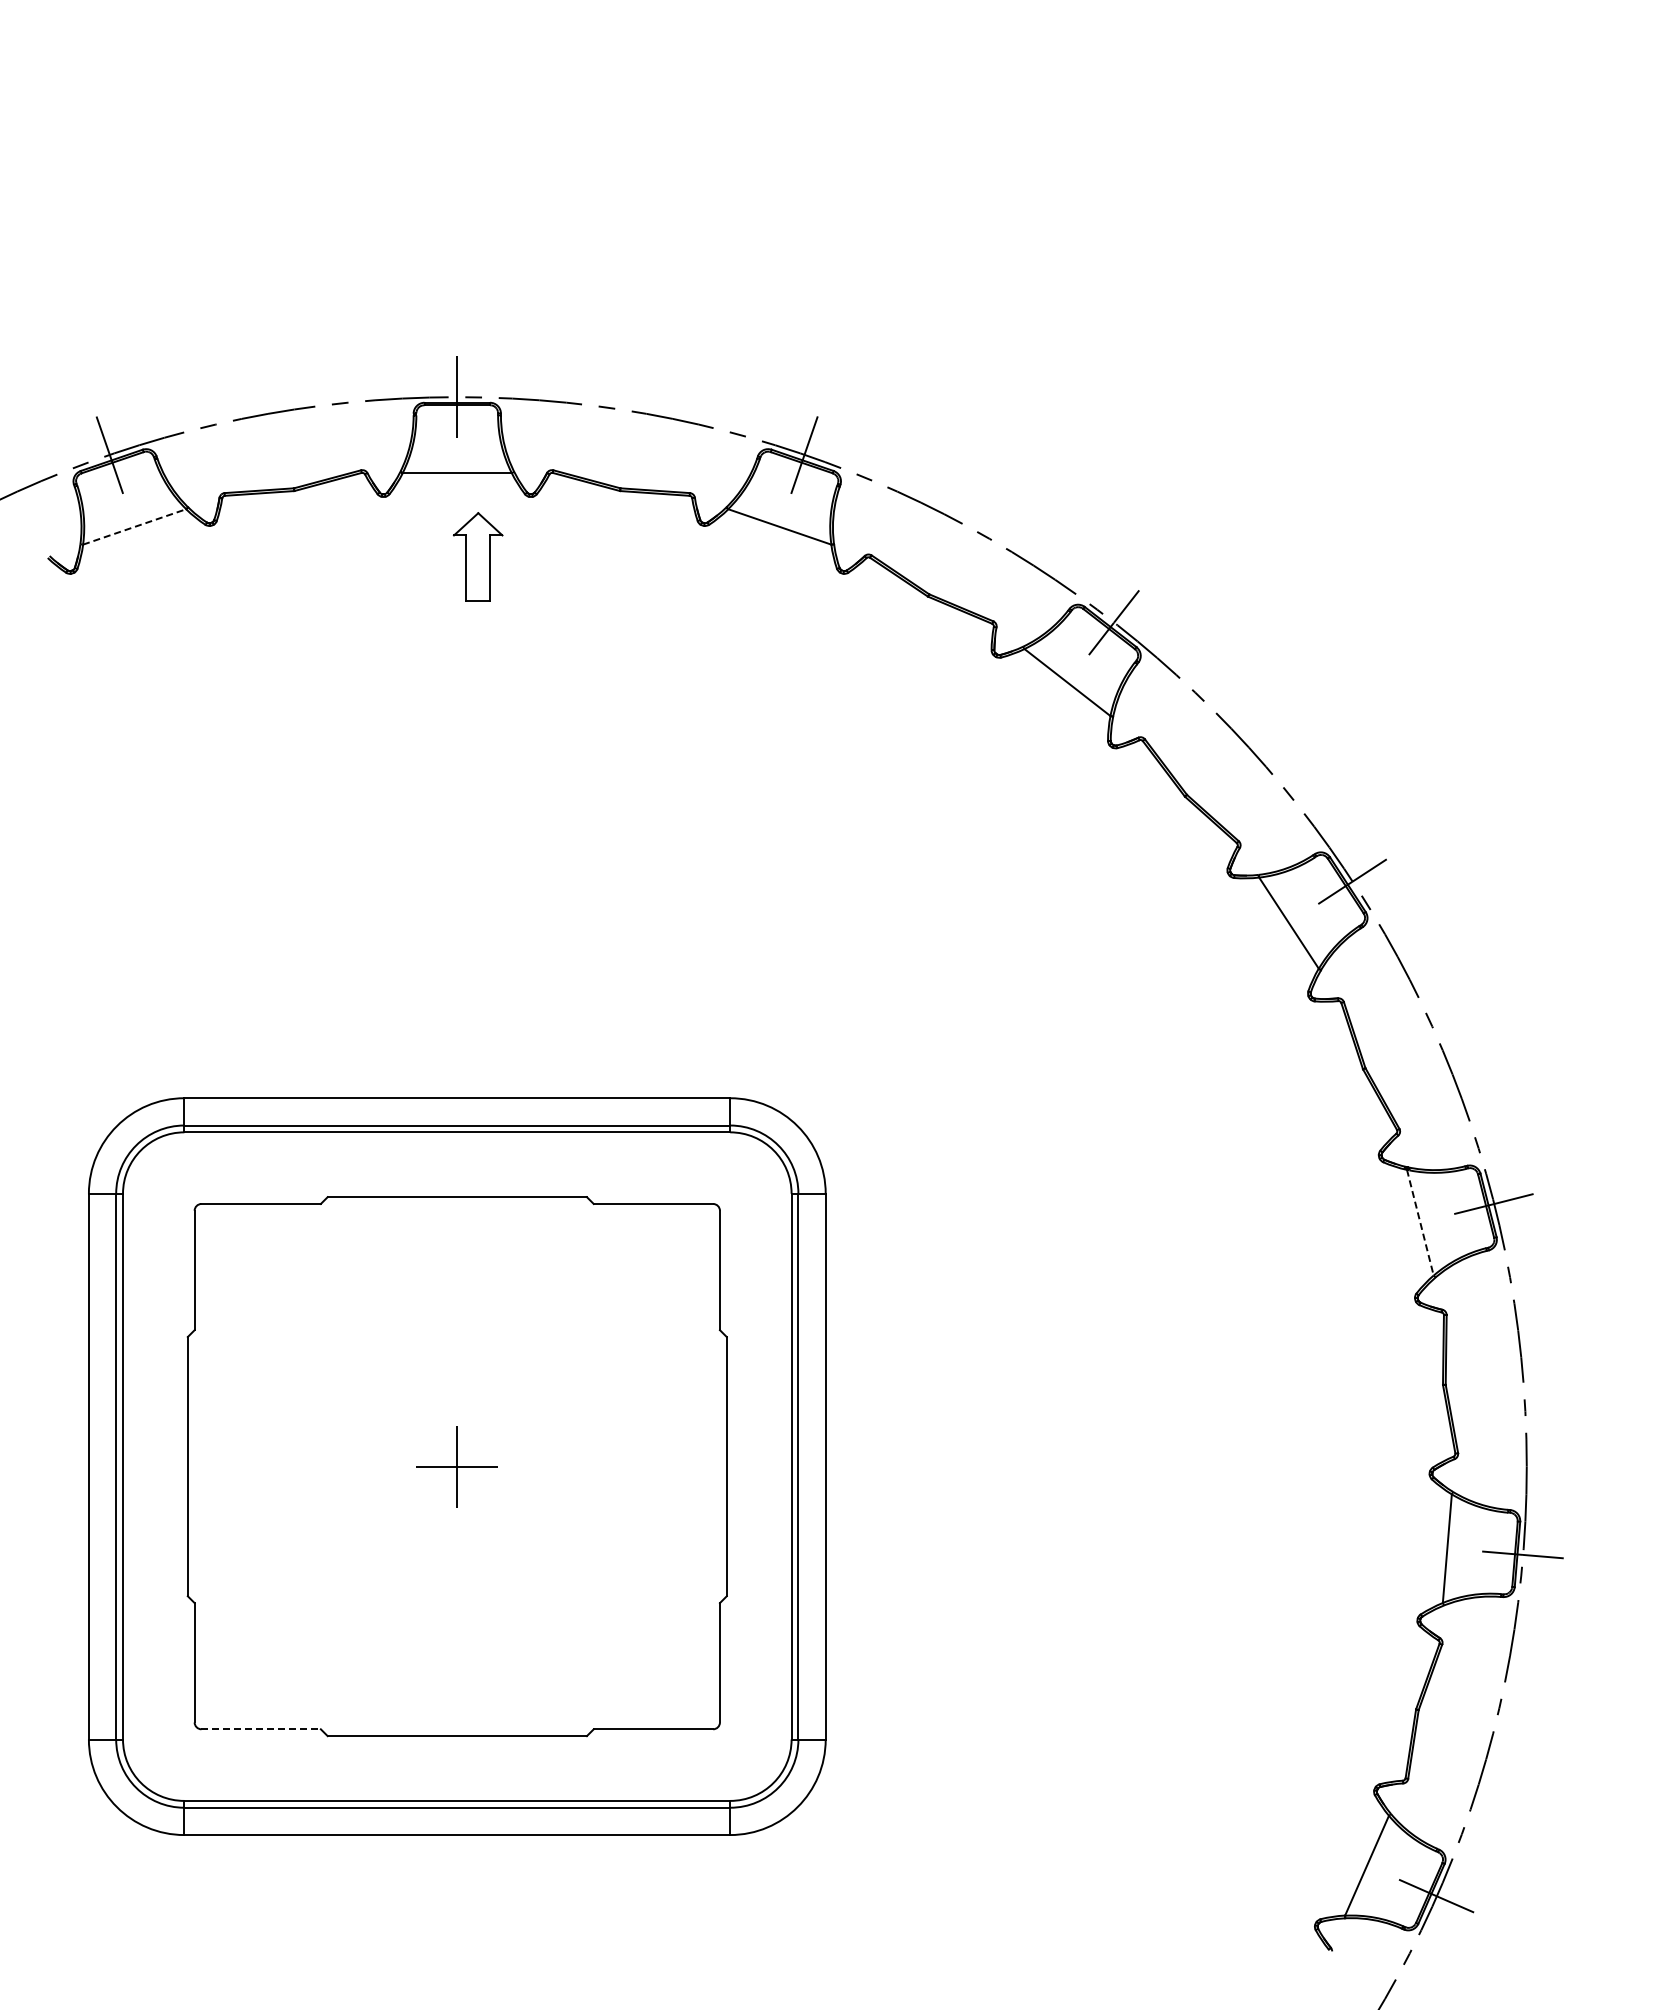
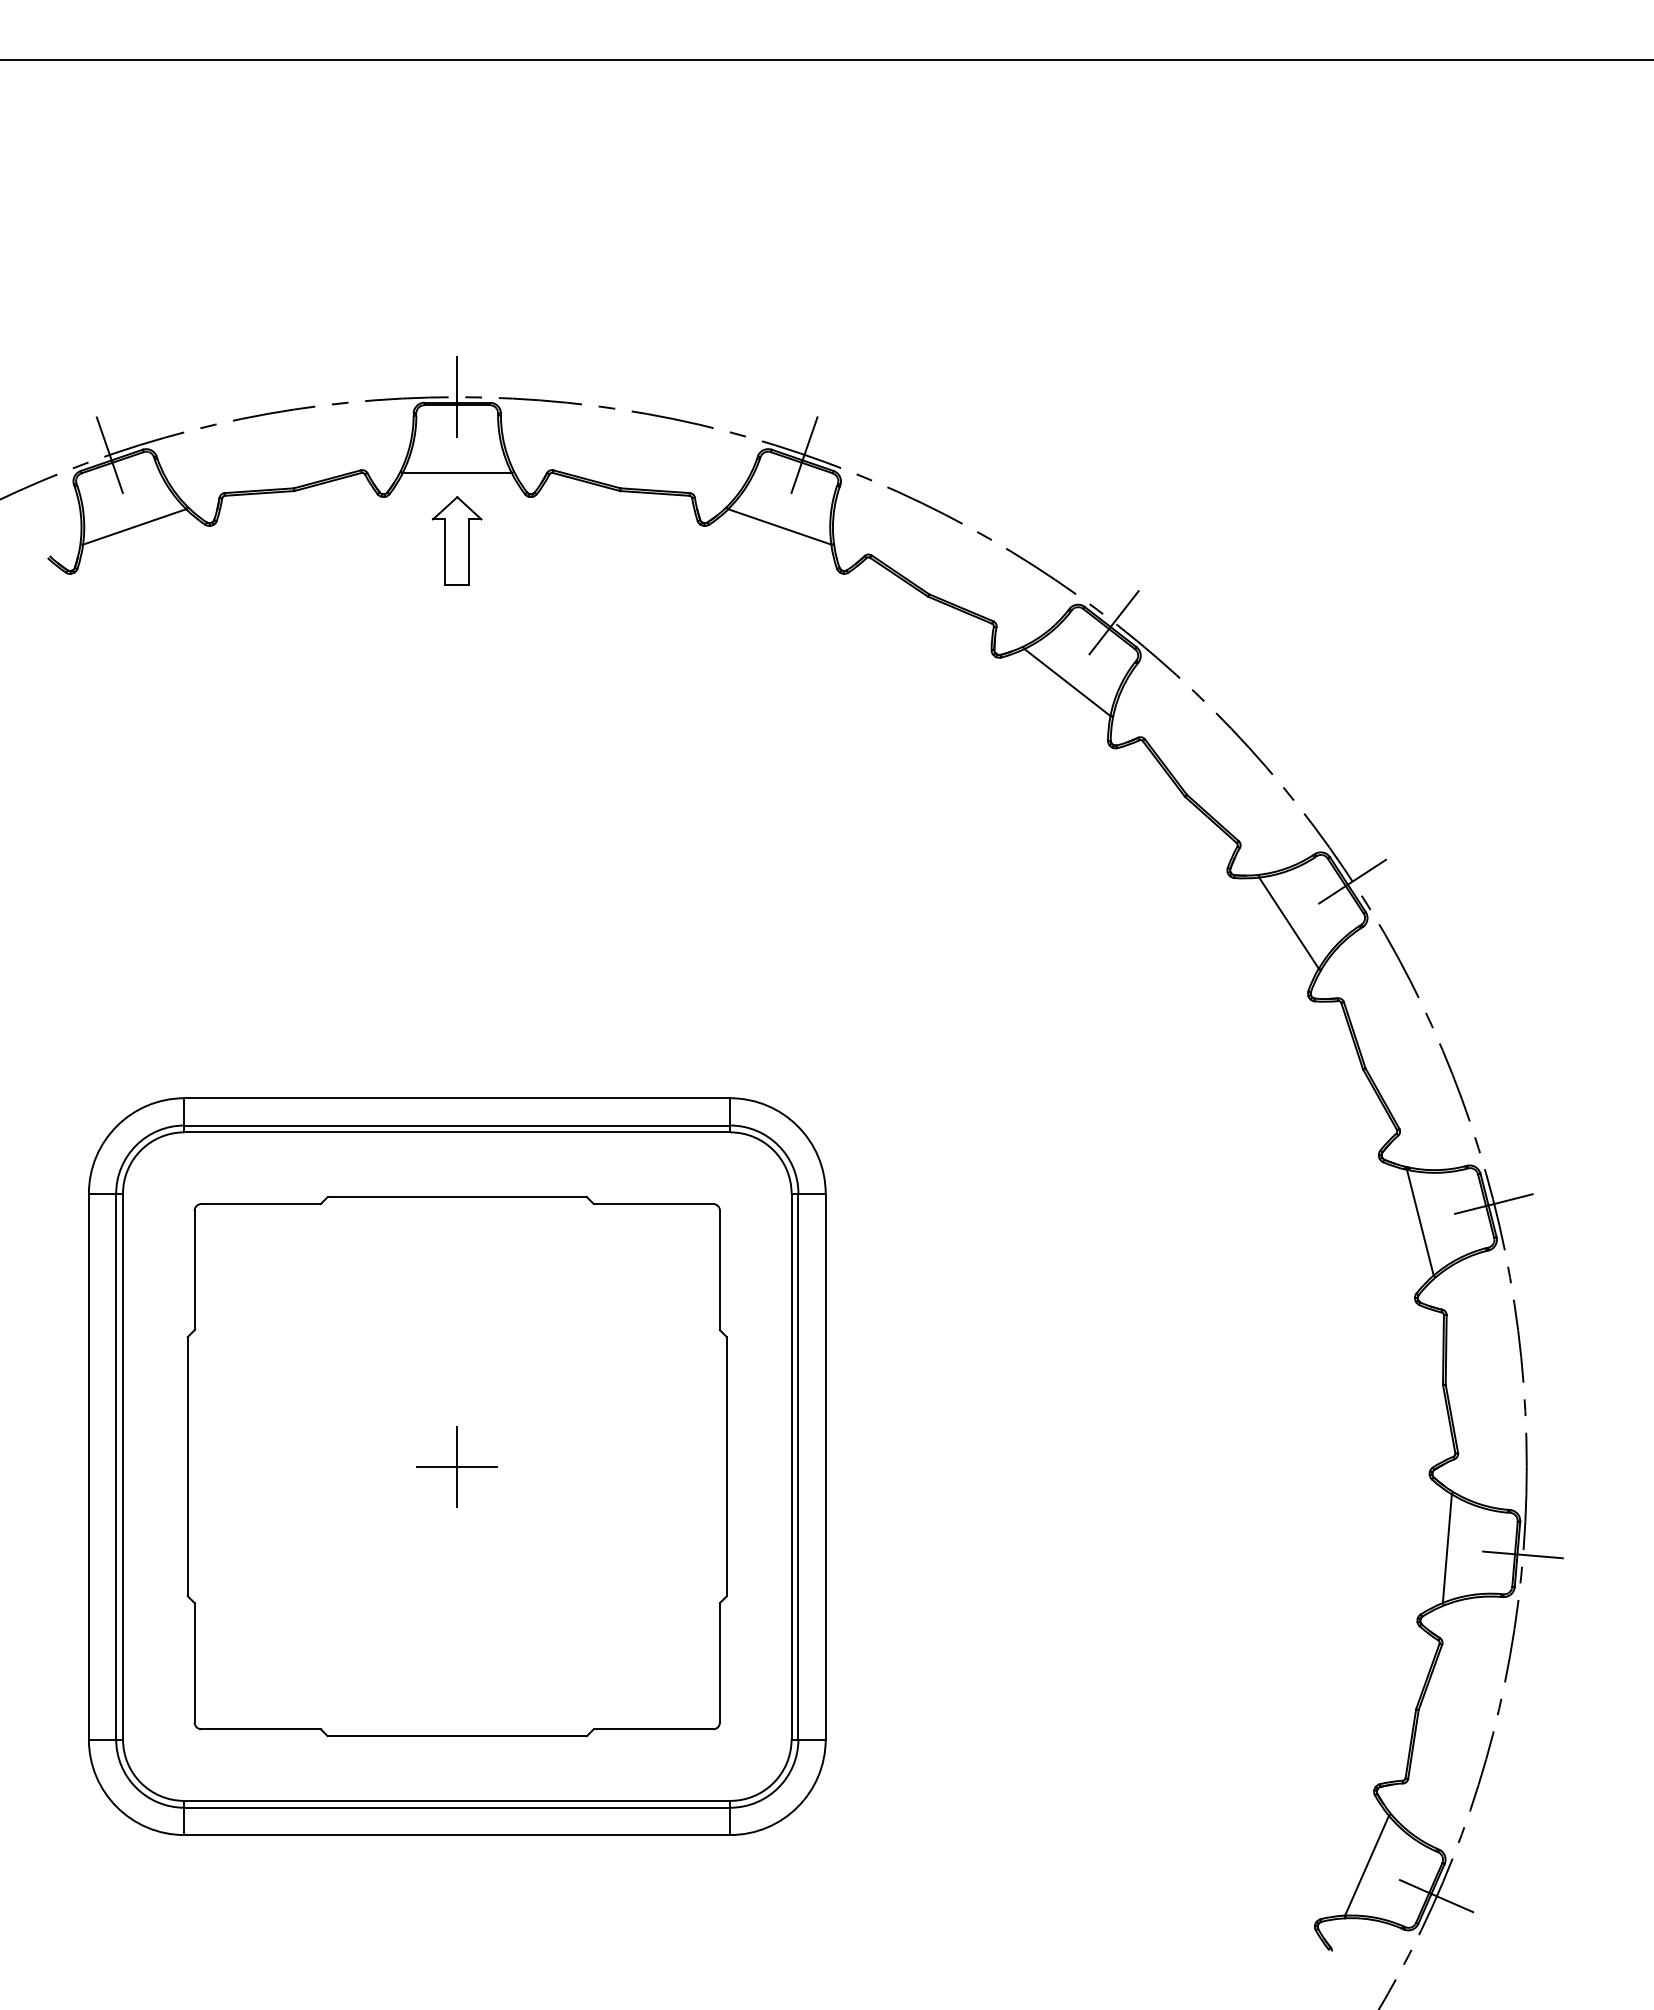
line: none -> present (826, 60)
line: dashed -> solid (134, 526)
part position: (478, 556) -> (457, 540) (457, 540)
line: dashed -> solid (1420, 1222)
line: dashed -> solid (261, 1729)
